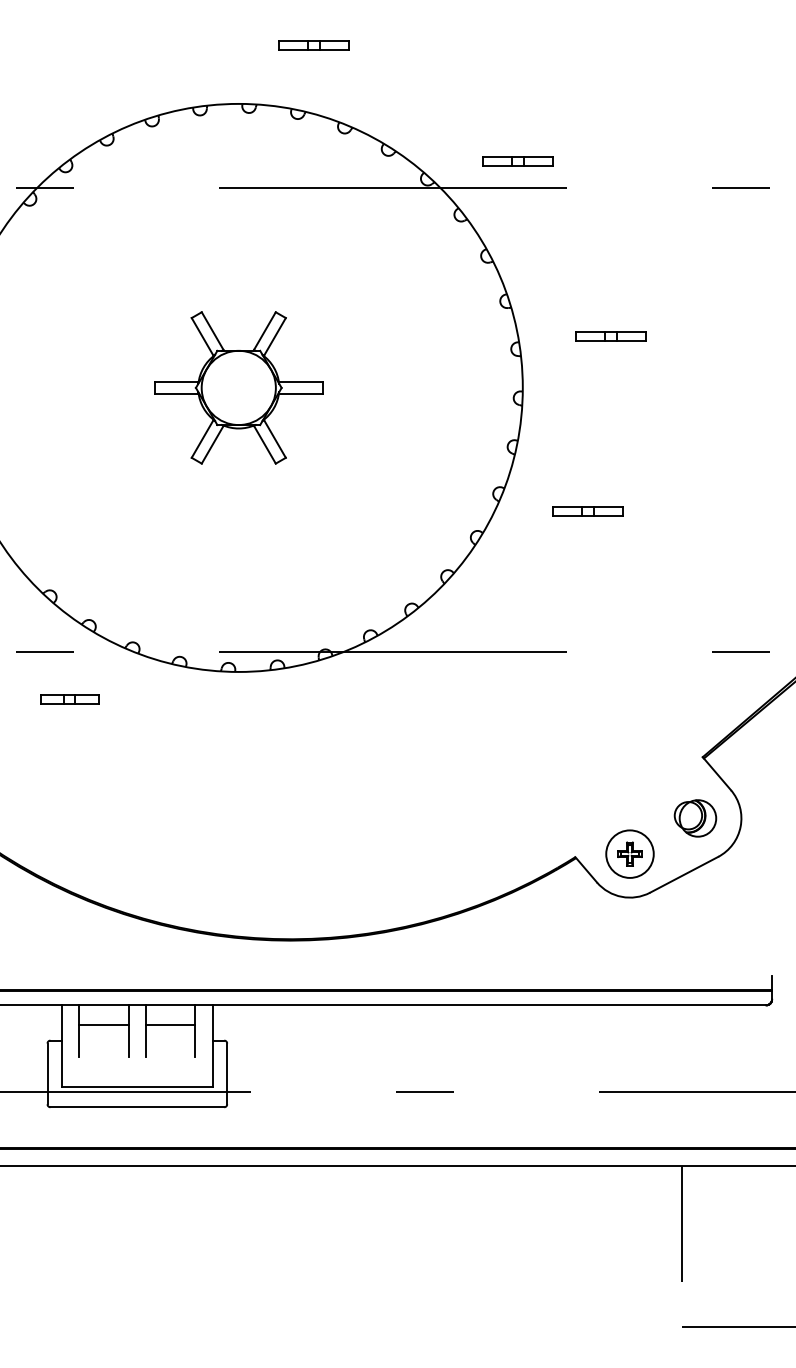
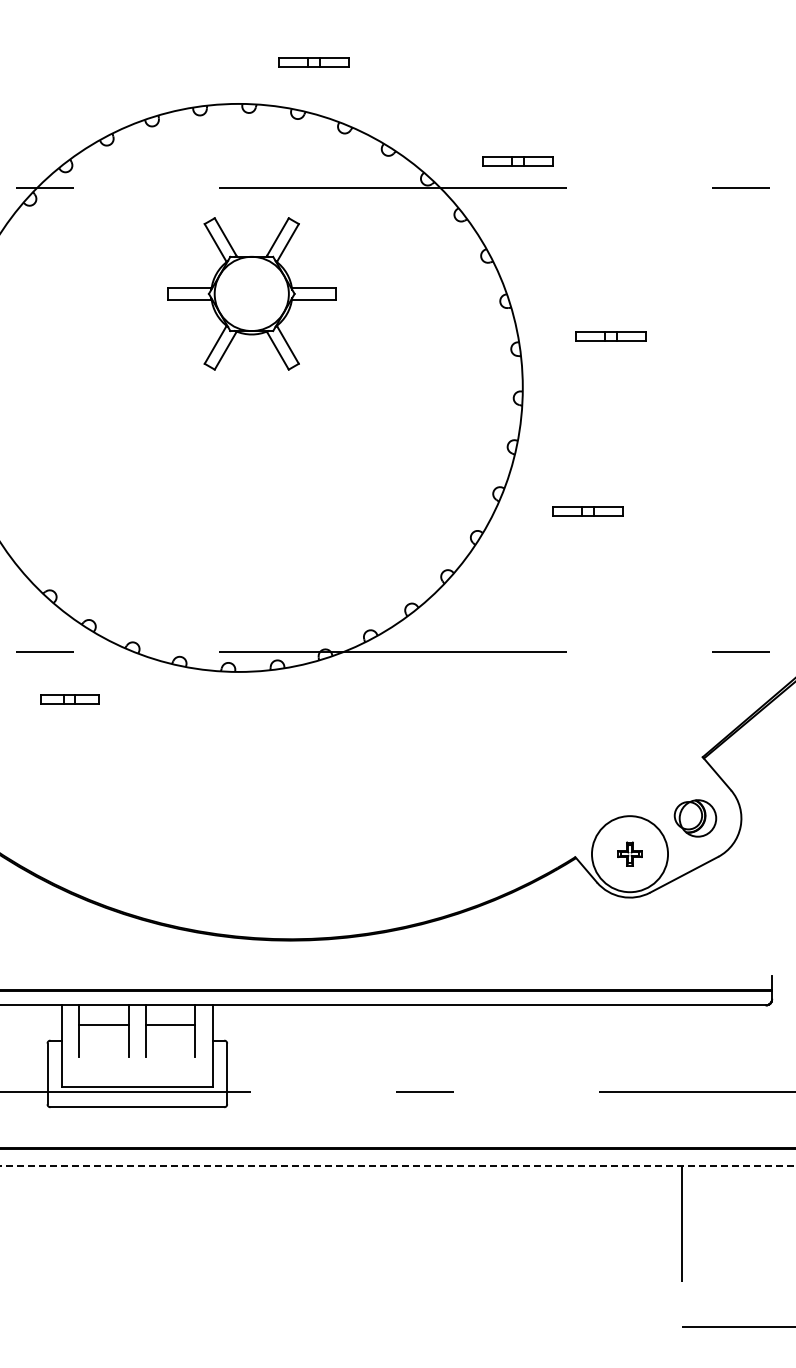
part position: (313, 45) -> (313, 62) (313, 62)
part position: (238, 387) -> (251, 293) (251, 293)
circle diameter: 48 px -> 76 px (629, 854)
line: solid -> dashed (398, 1166)
